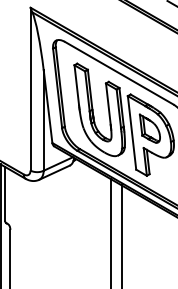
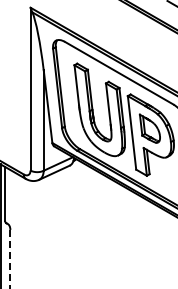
line: present -> none (110, 232)
line: present -> none (121, 235)
line: solid -> dashed (10, 259)
